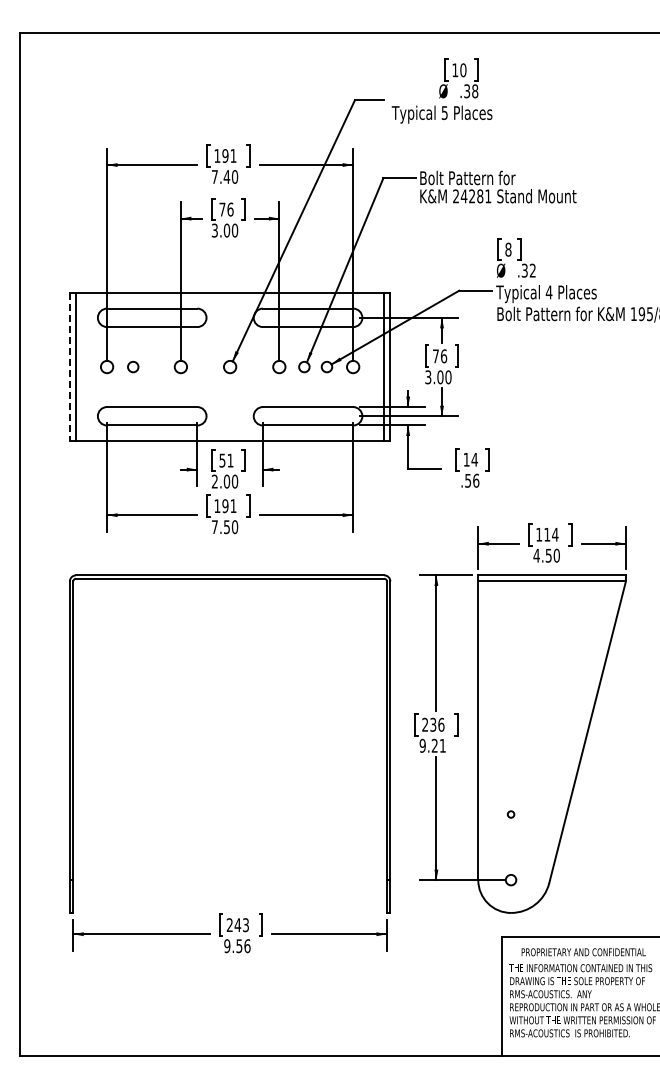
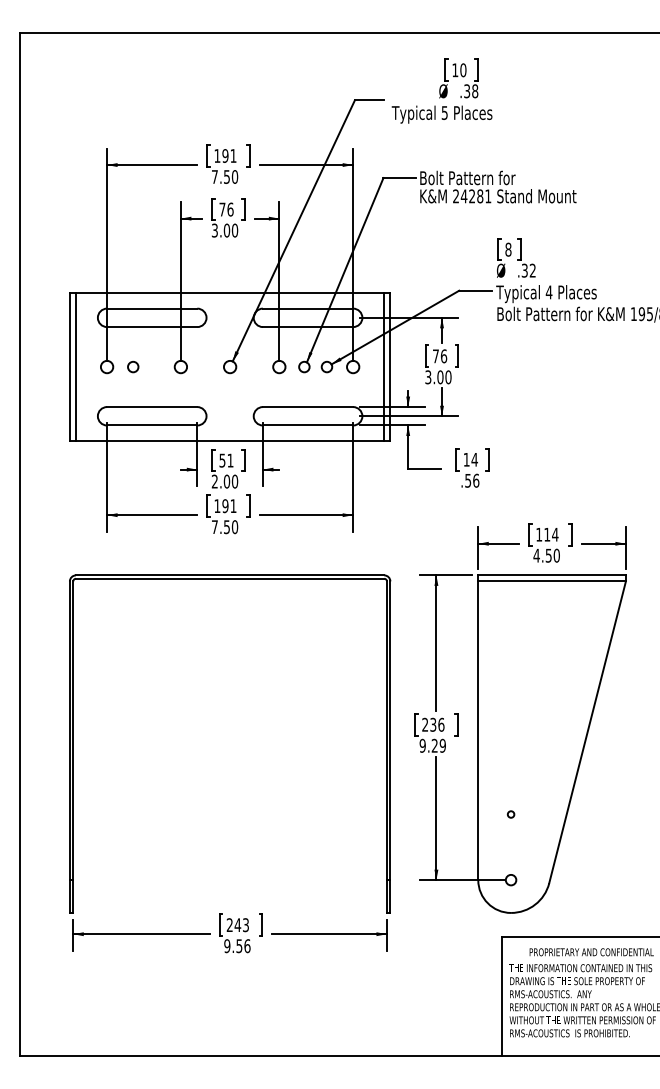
text: 7.40 -> 7.50 (226, 176)
line: dashed -> solid (69, 367)
text: 9.21 -> 9.29 (442, 745)
text position: (583, 952) -> (591, 952) (591, 952)
